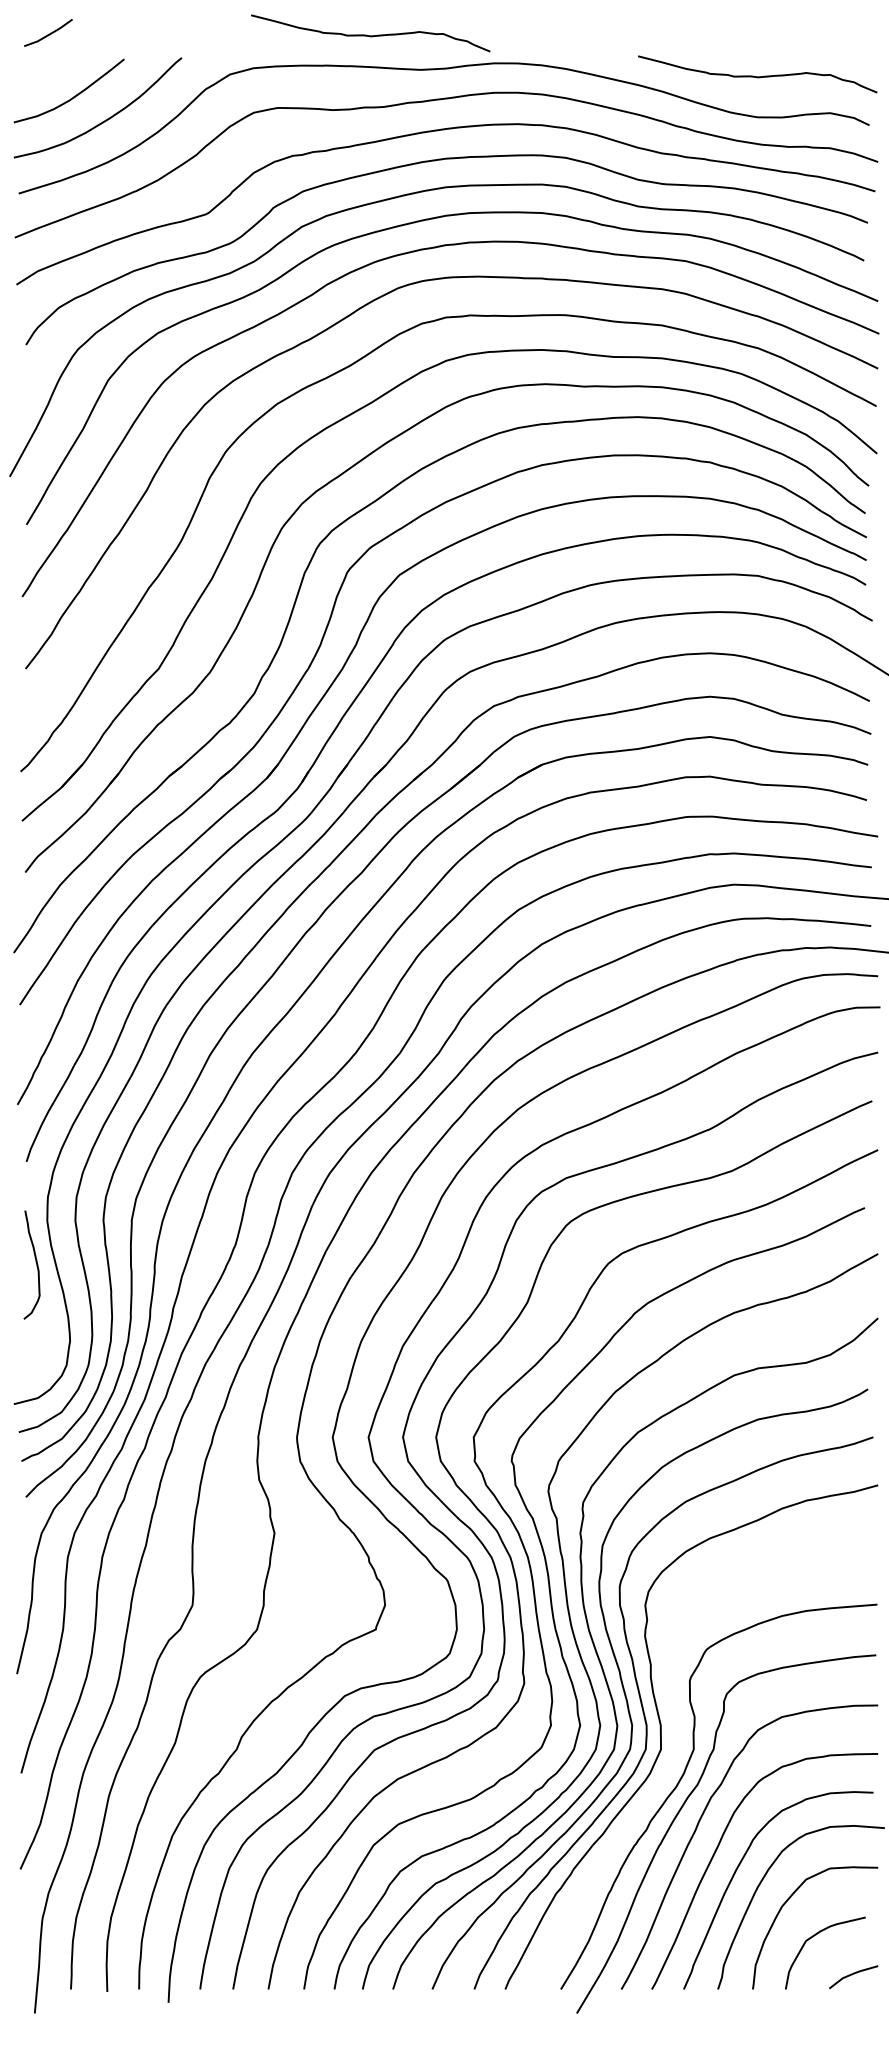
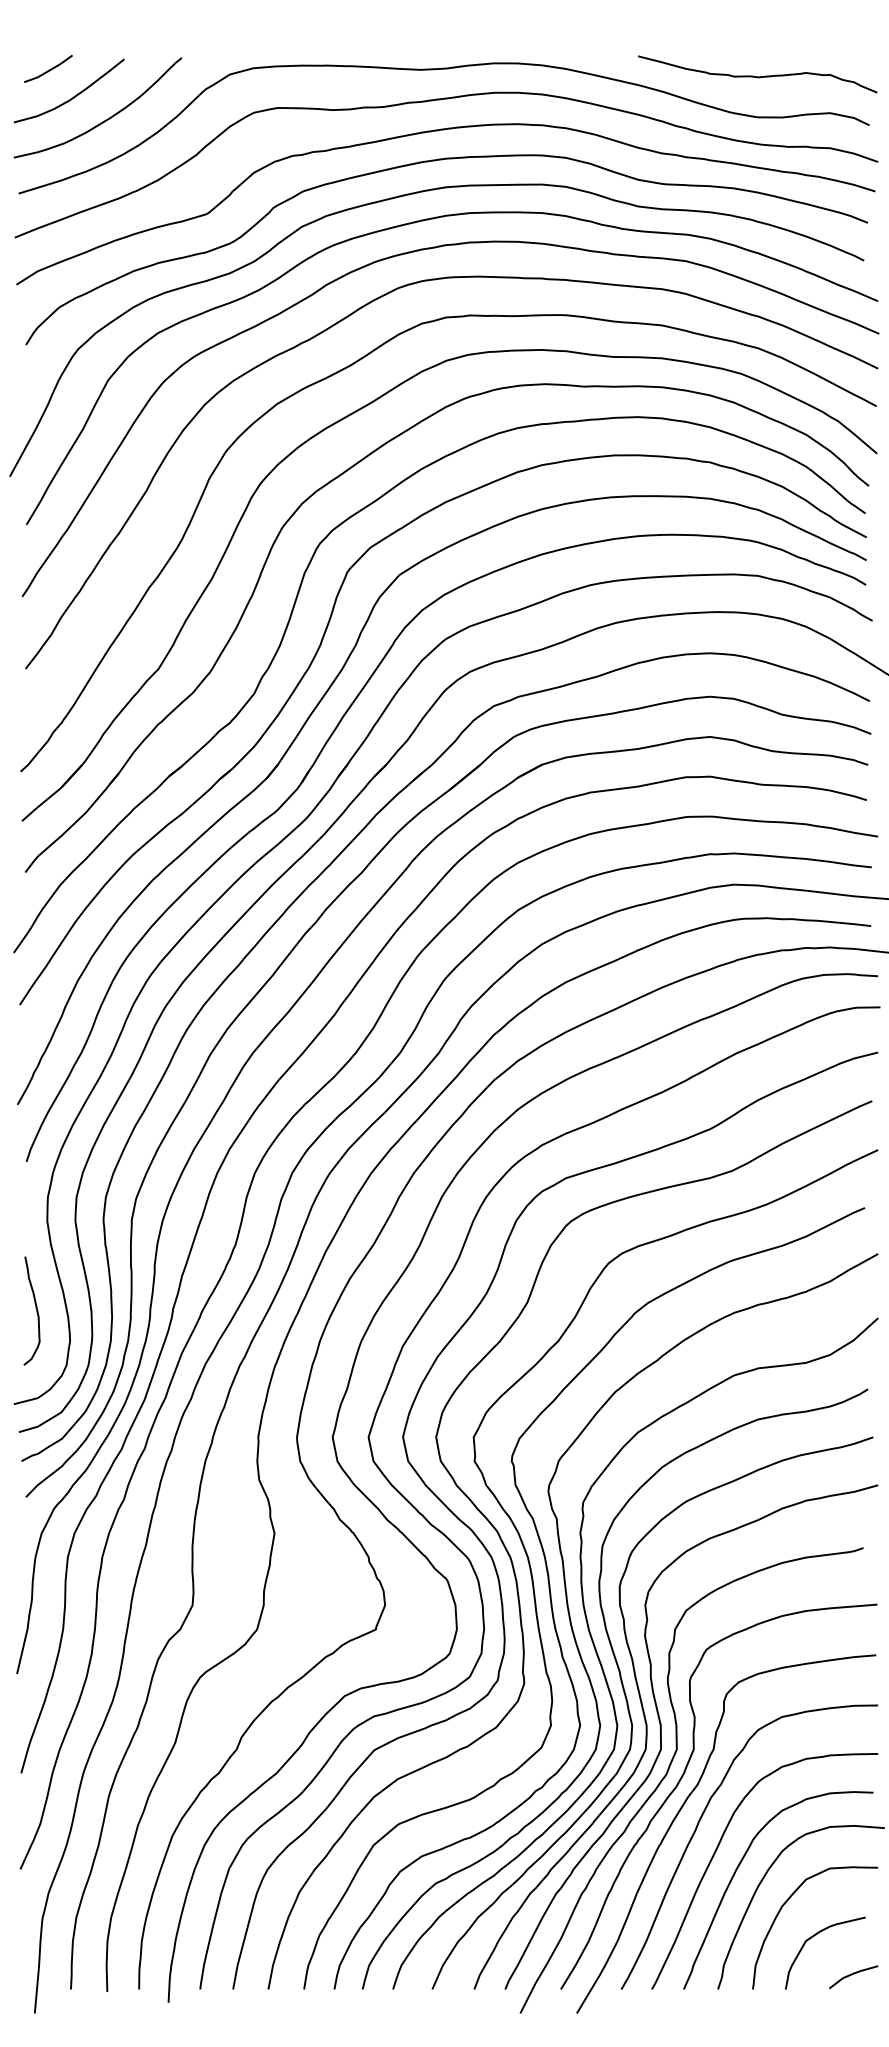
line position: (49, 33) -> (49, 69) (49, 69)
curve: present -> none (370, 35)
curve position: (35, 1262) -> (35, 1308) (35, 1308)
curve: none -> present (668, 1772)
